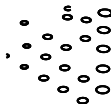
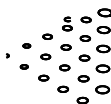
part position: (67, 12) -> (67, 23) (67, 23)
part: present -> none (23, 22)
part: none -> present (84, 57)
